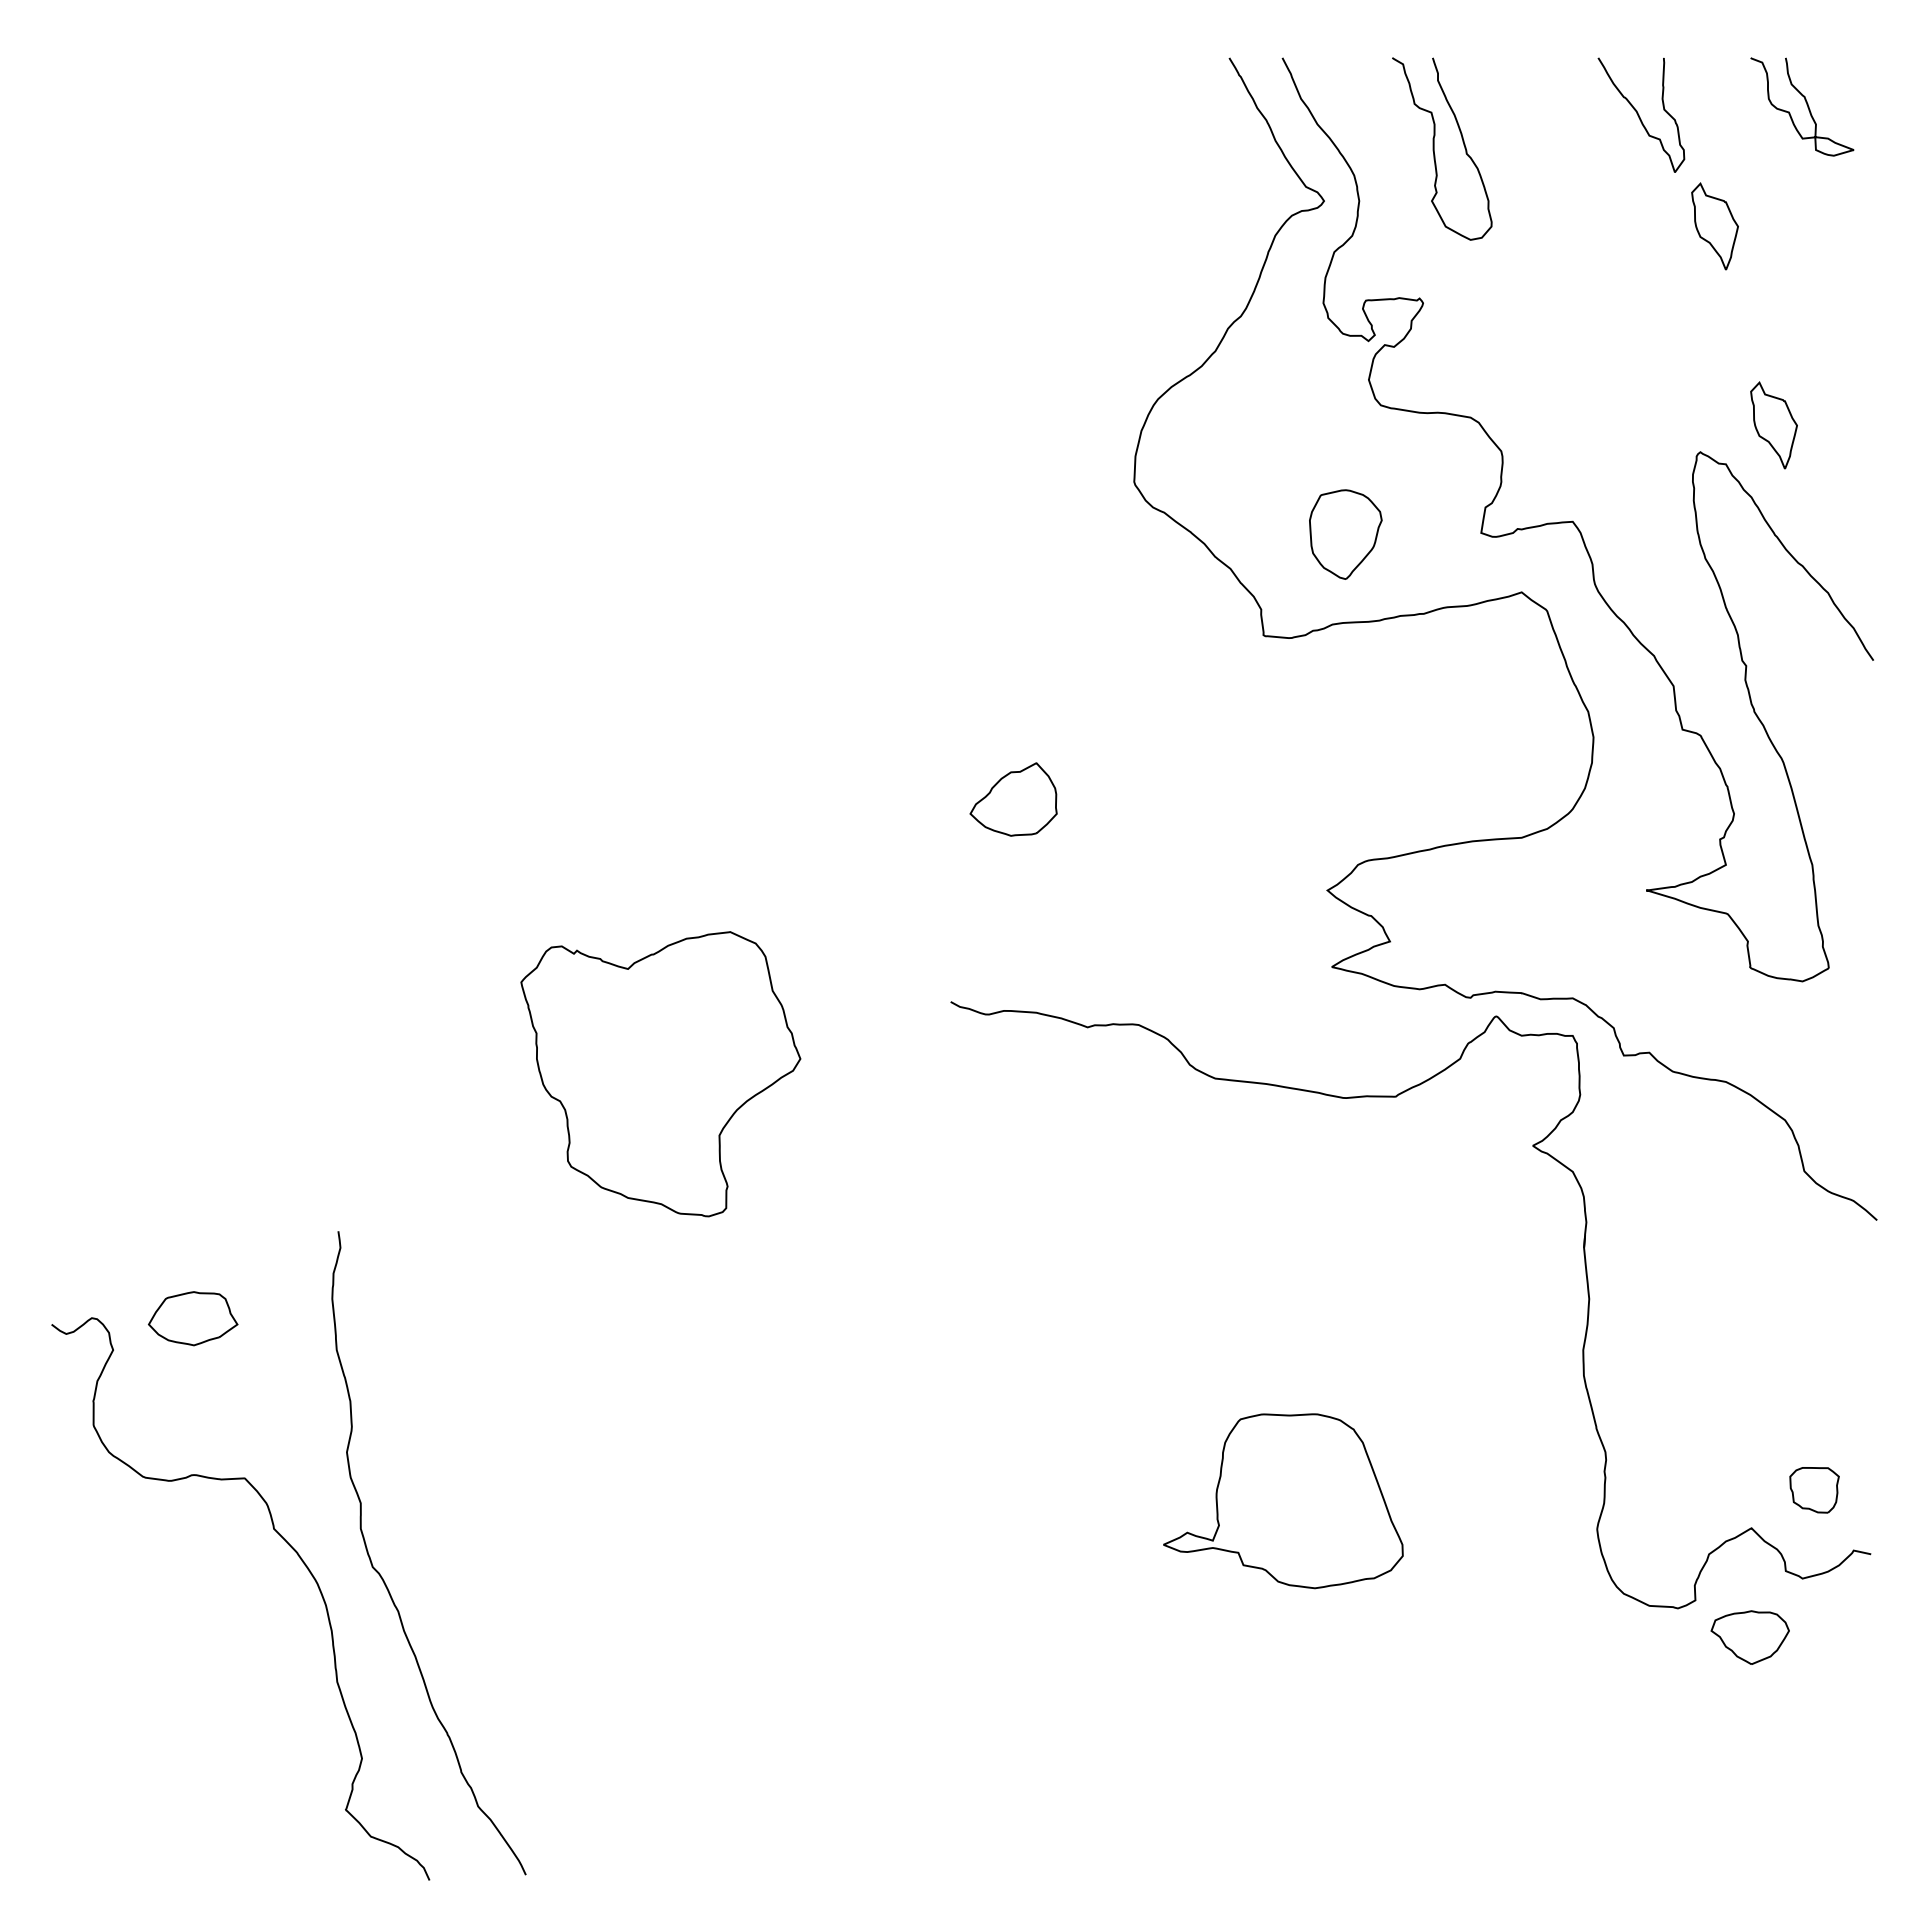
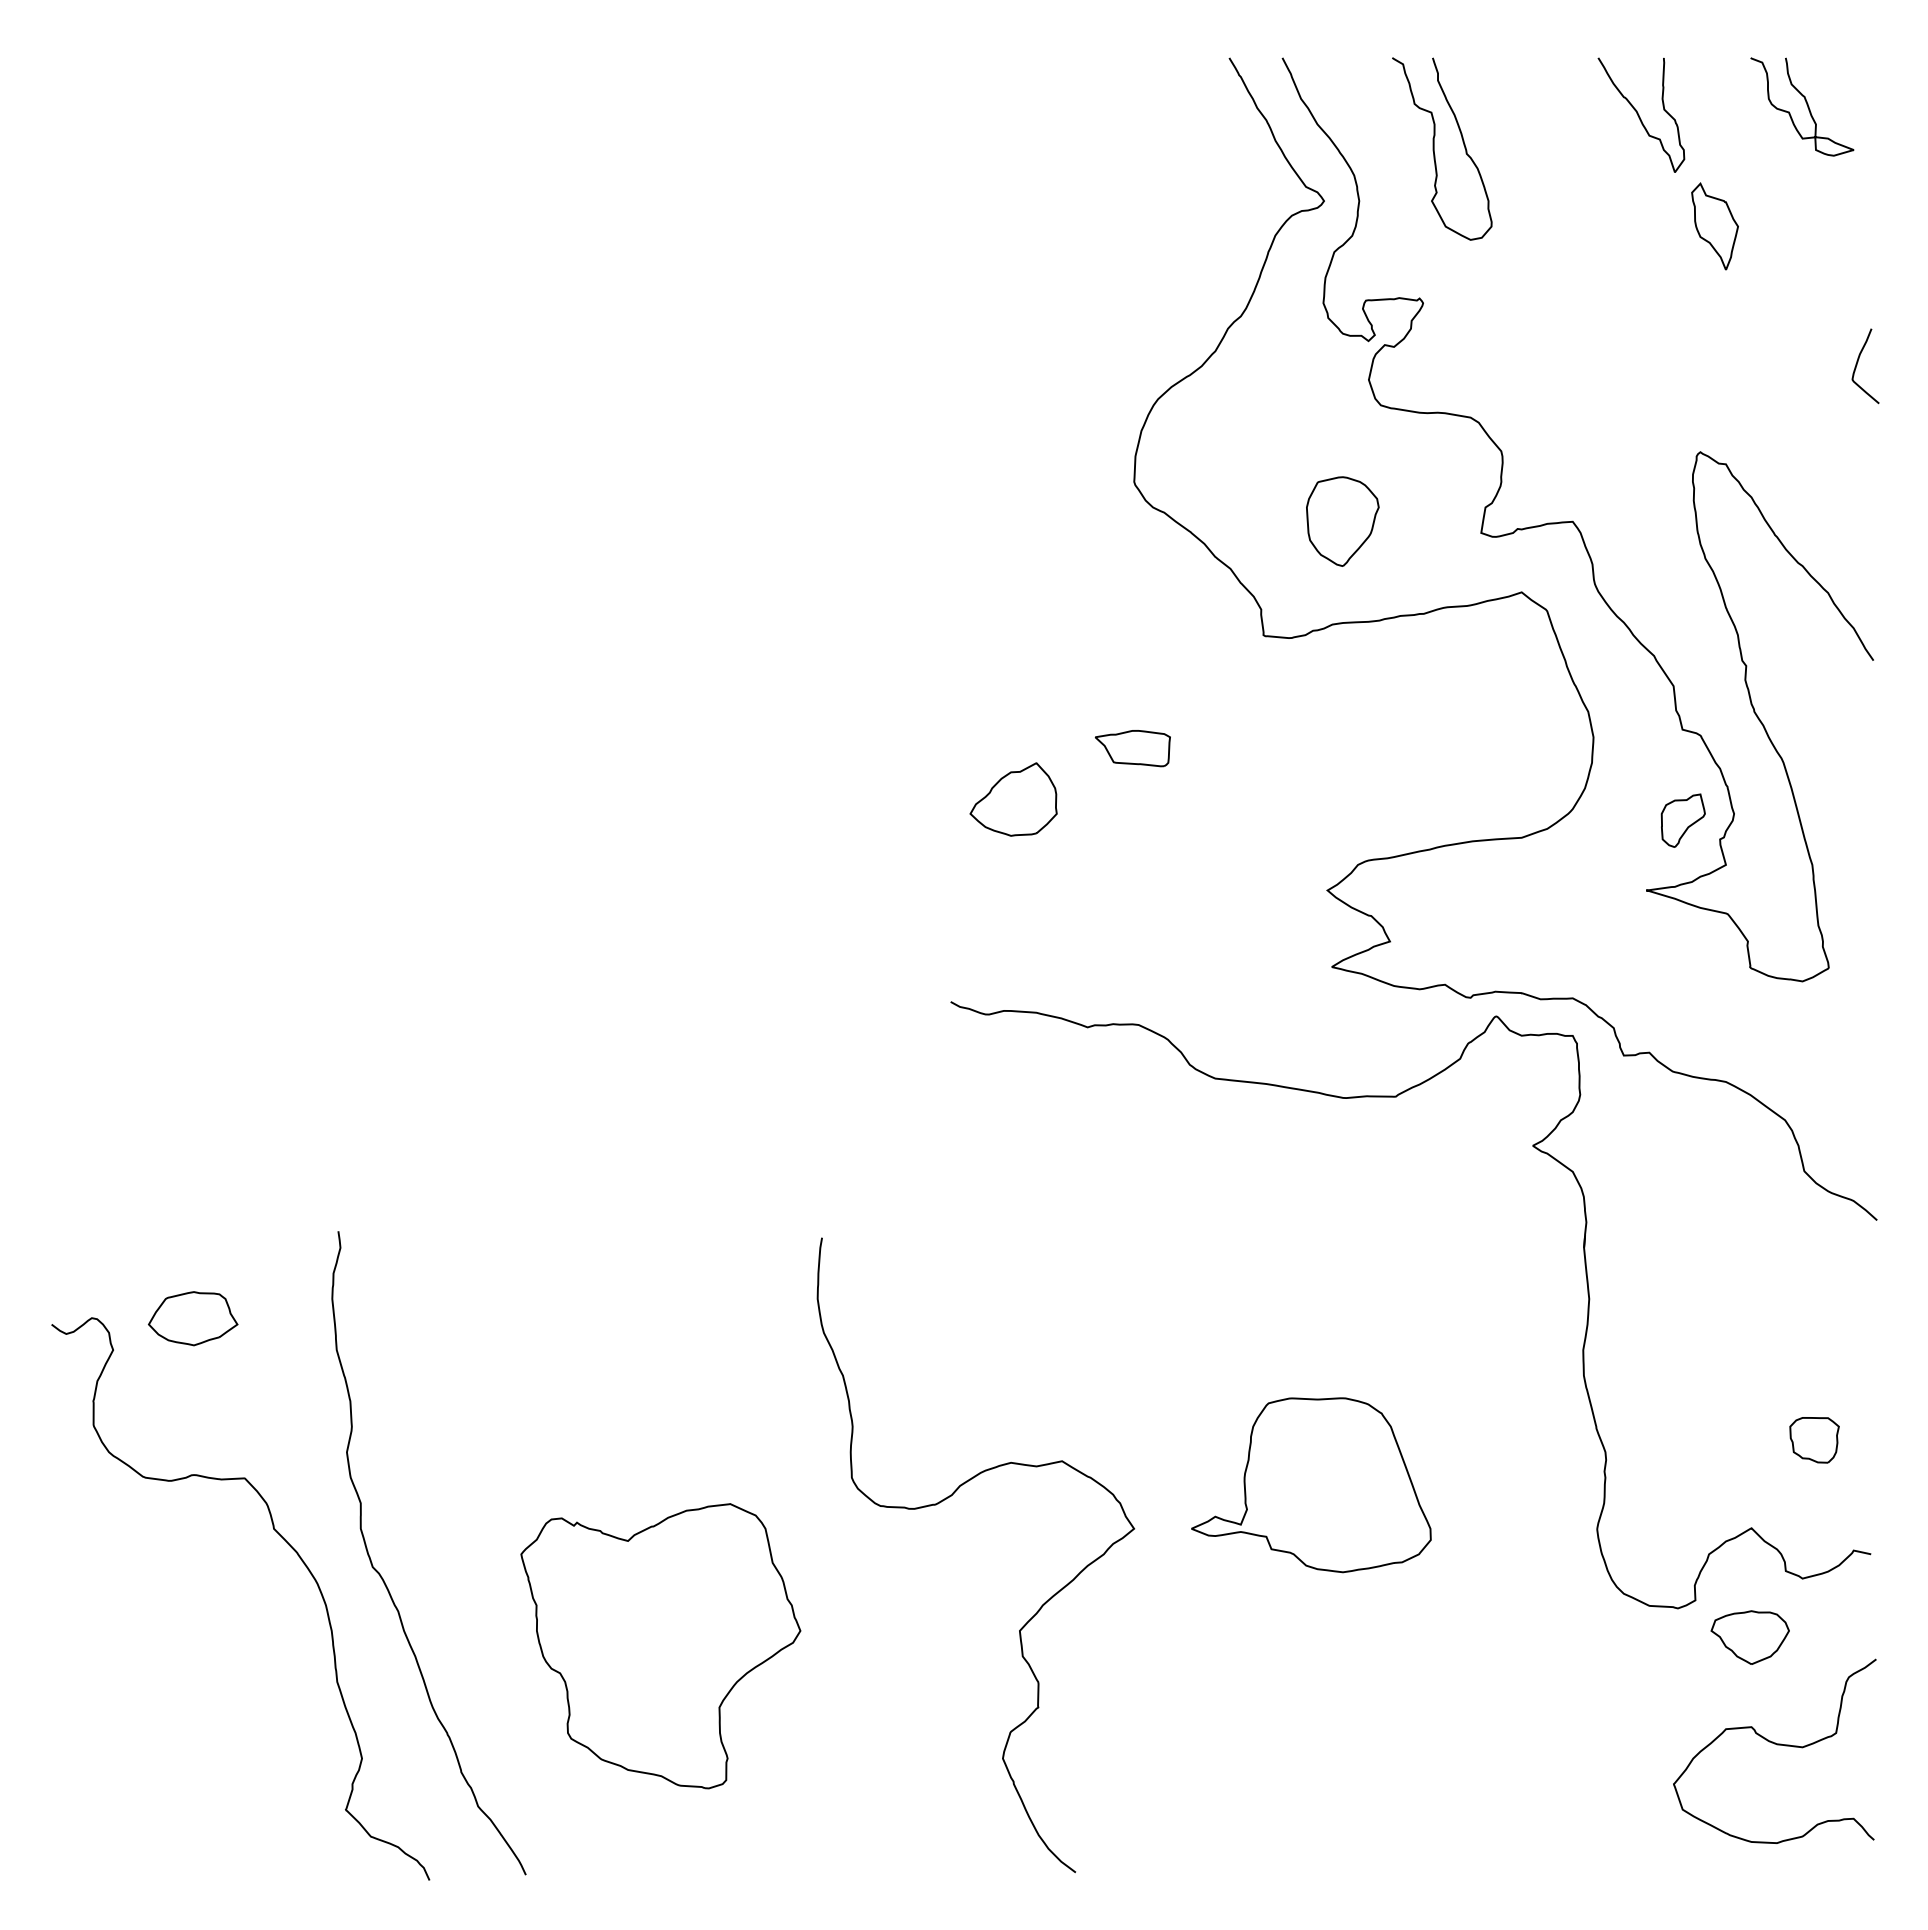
curve: none -> present (1858, 362)
part: present -> none (1773, 425)
part position: (1345, 534) -> (1342, 521) (1342, 521)
part: none -> present (1132, 748)
part: none -> present (1682, 820)
part position: (660, 1074) -> (660, 1646) (660, 1646)
part position: (1814, 1490) -> (1814, 1440) (1814, 1440)
curve: none -> present (943, 1501)
part position: (1283, 1501) -> (1311, 1485) (1311, 1485)
curve: none -> present (1777, 1745)
